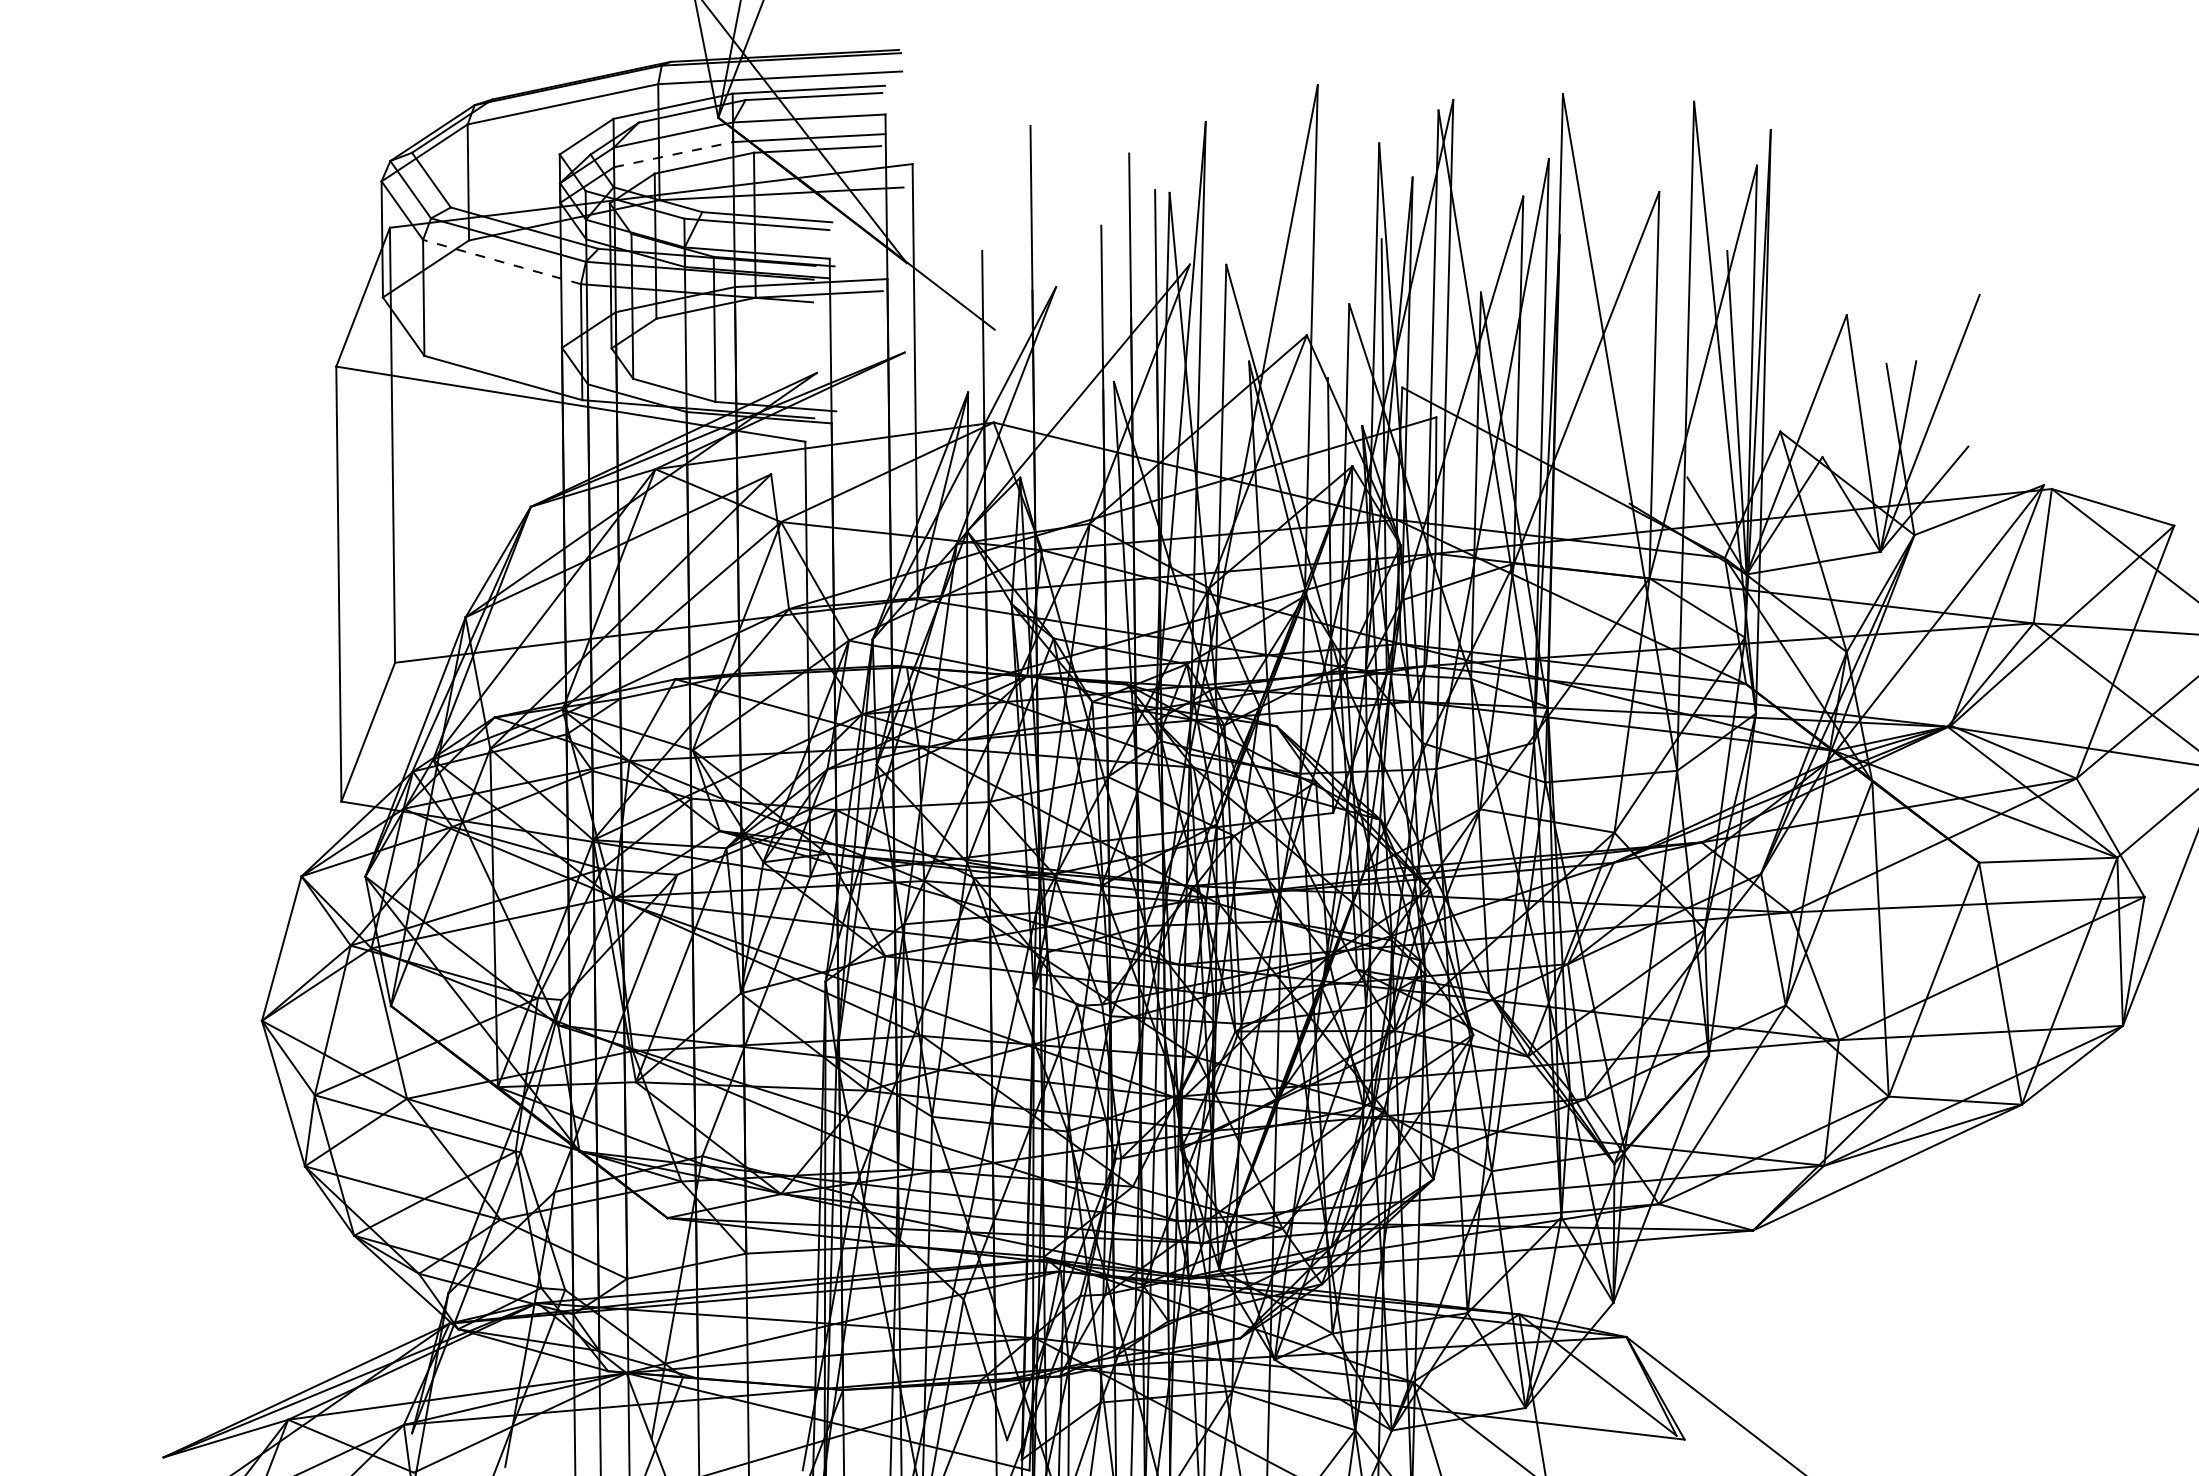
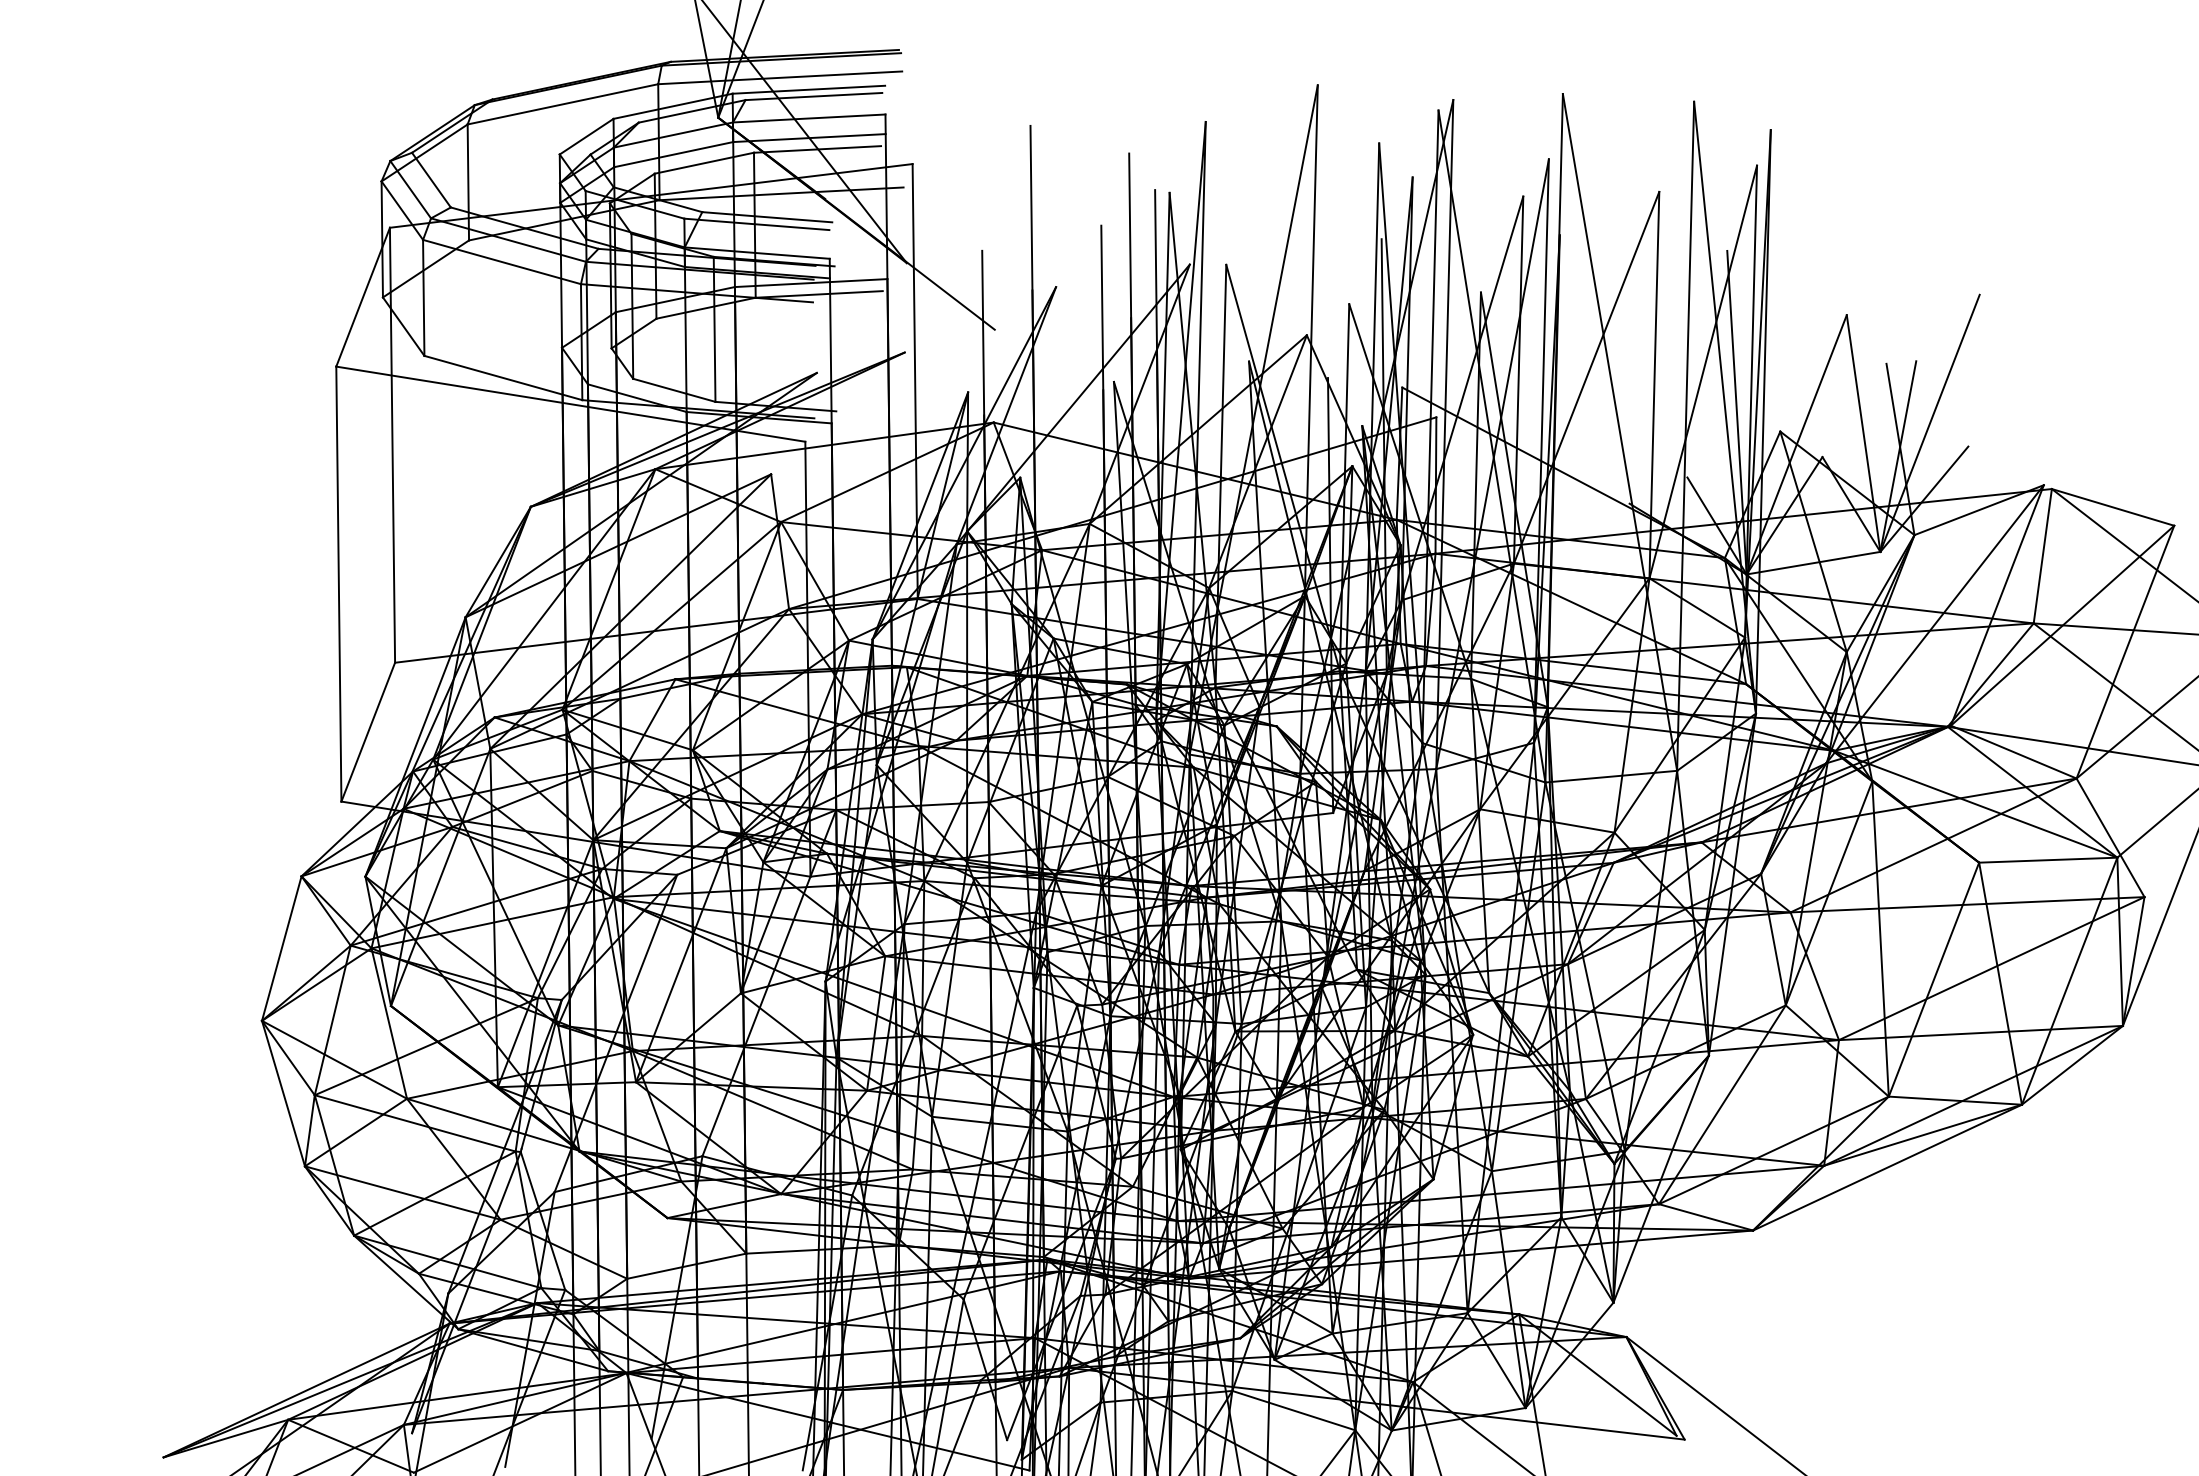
line: dashed -> solid (673, 154)
line: dashed -> solid (502, 262)
